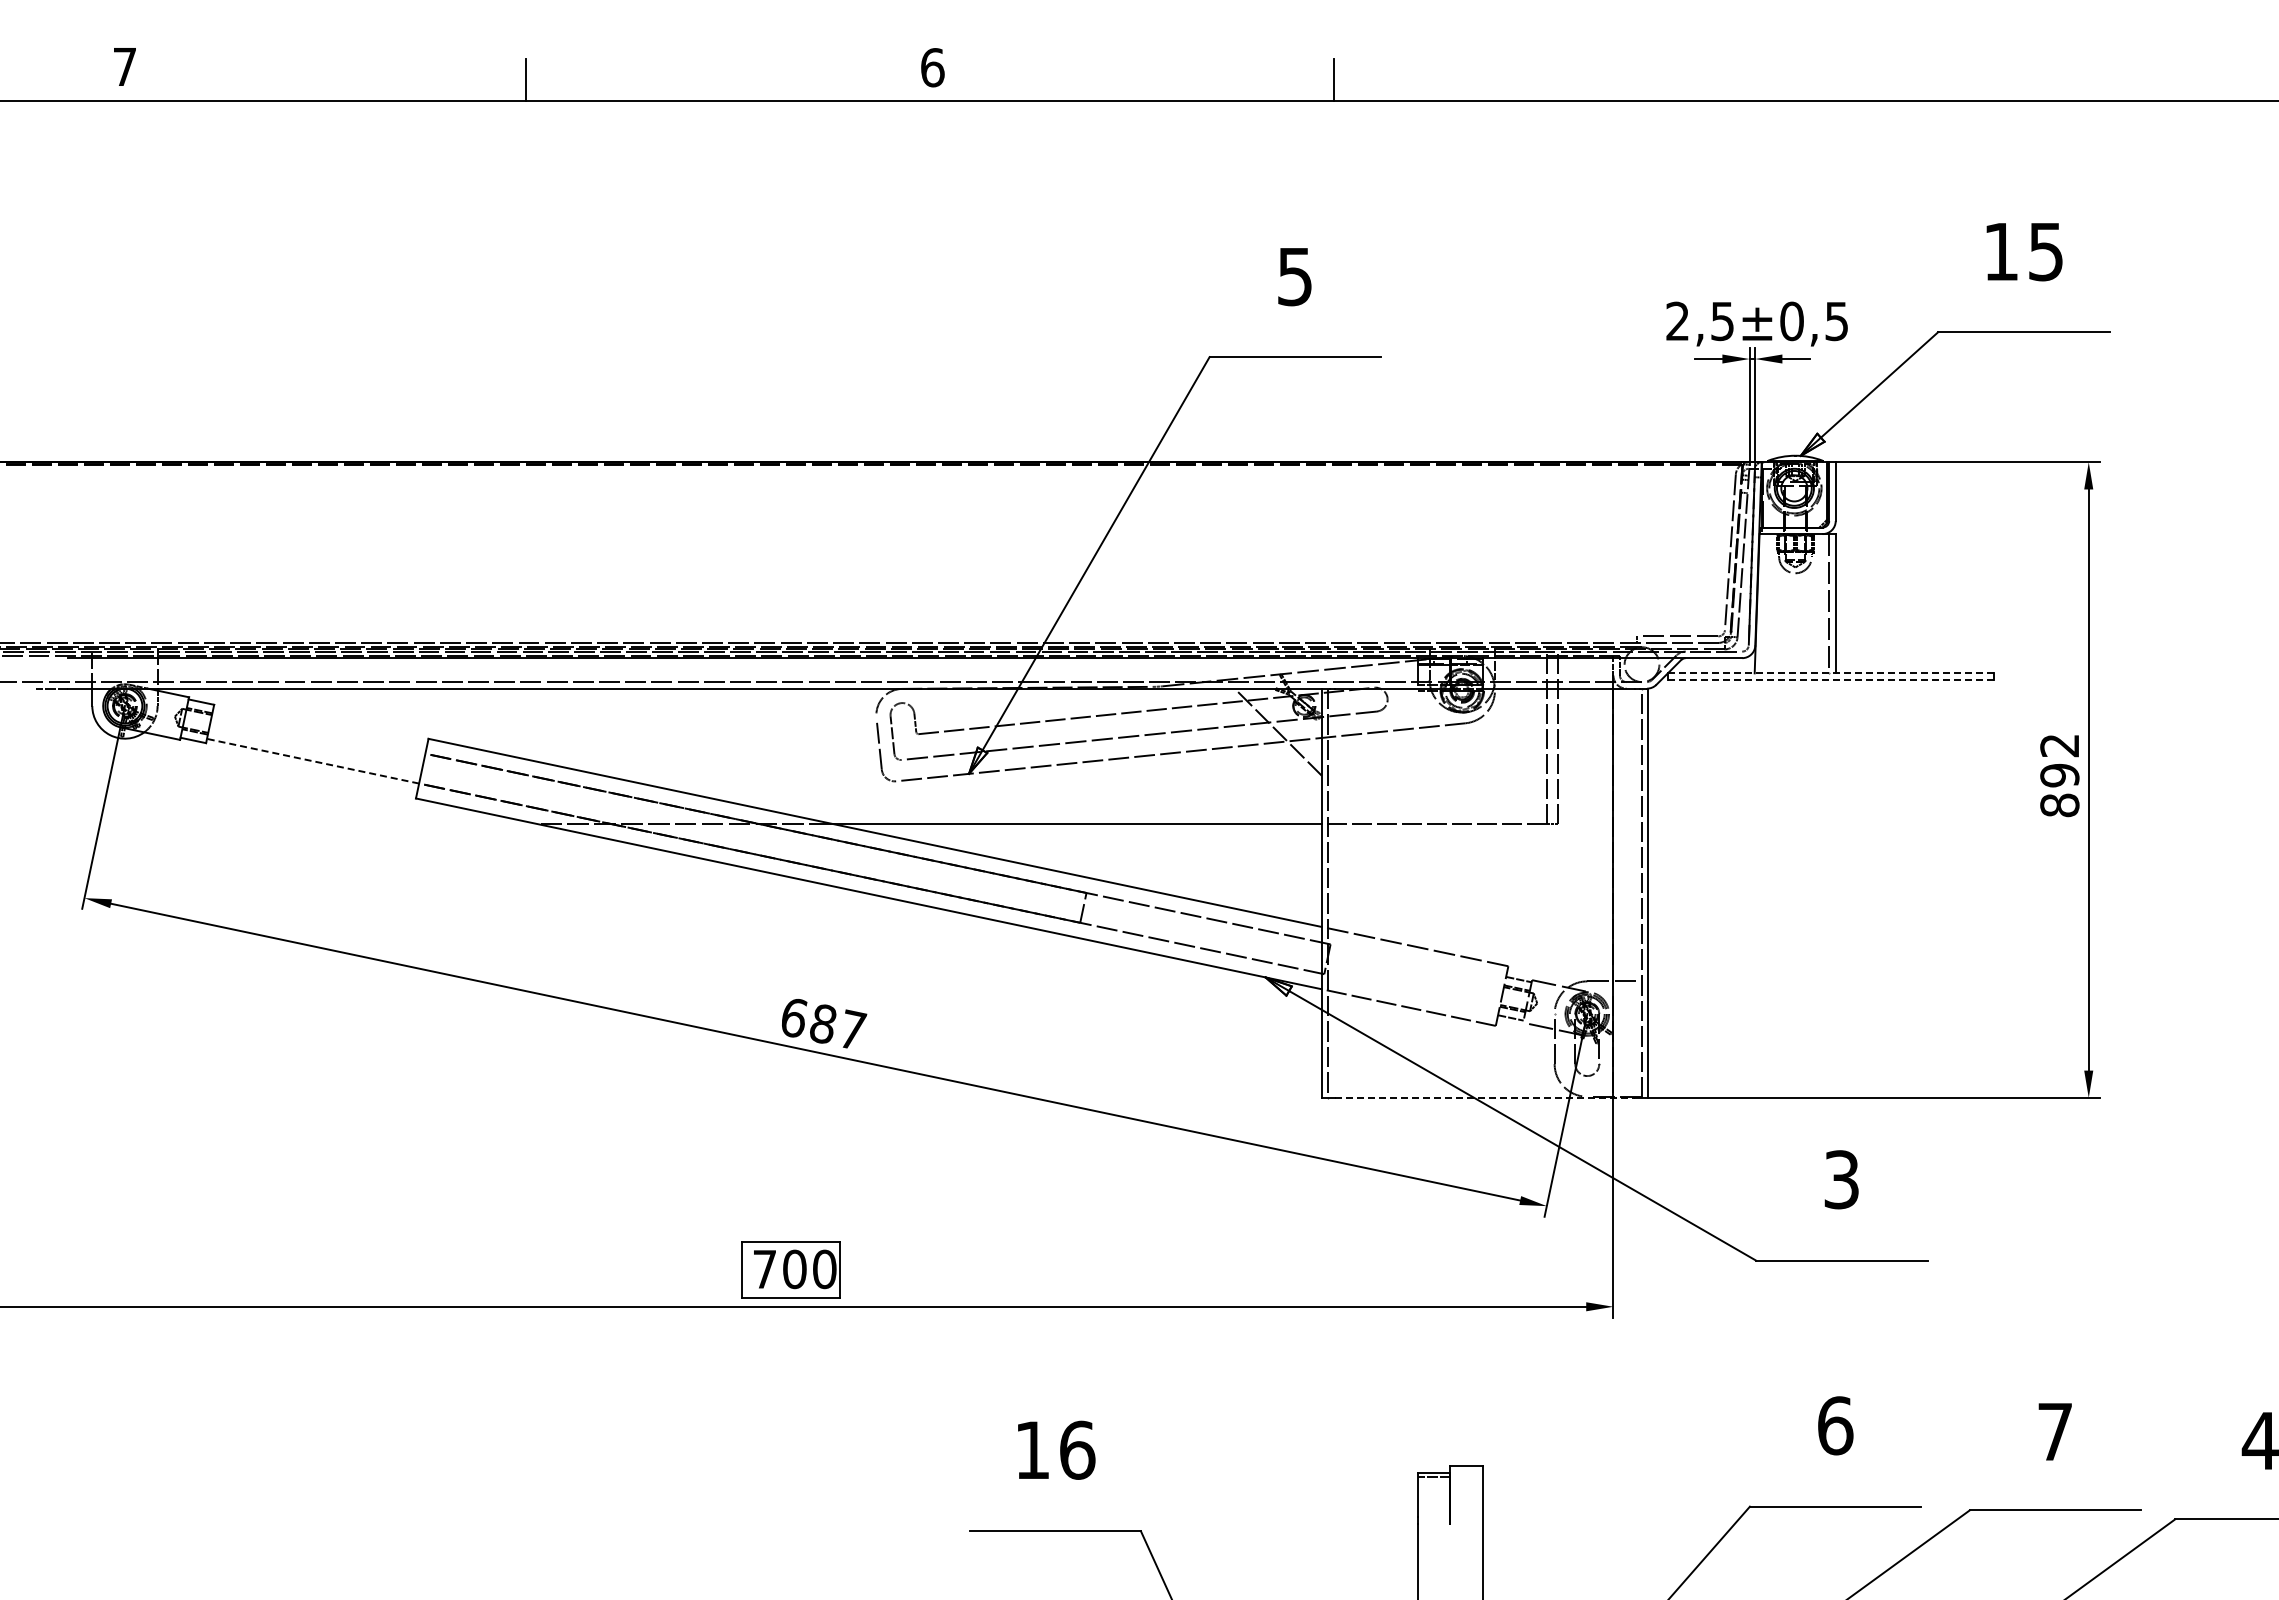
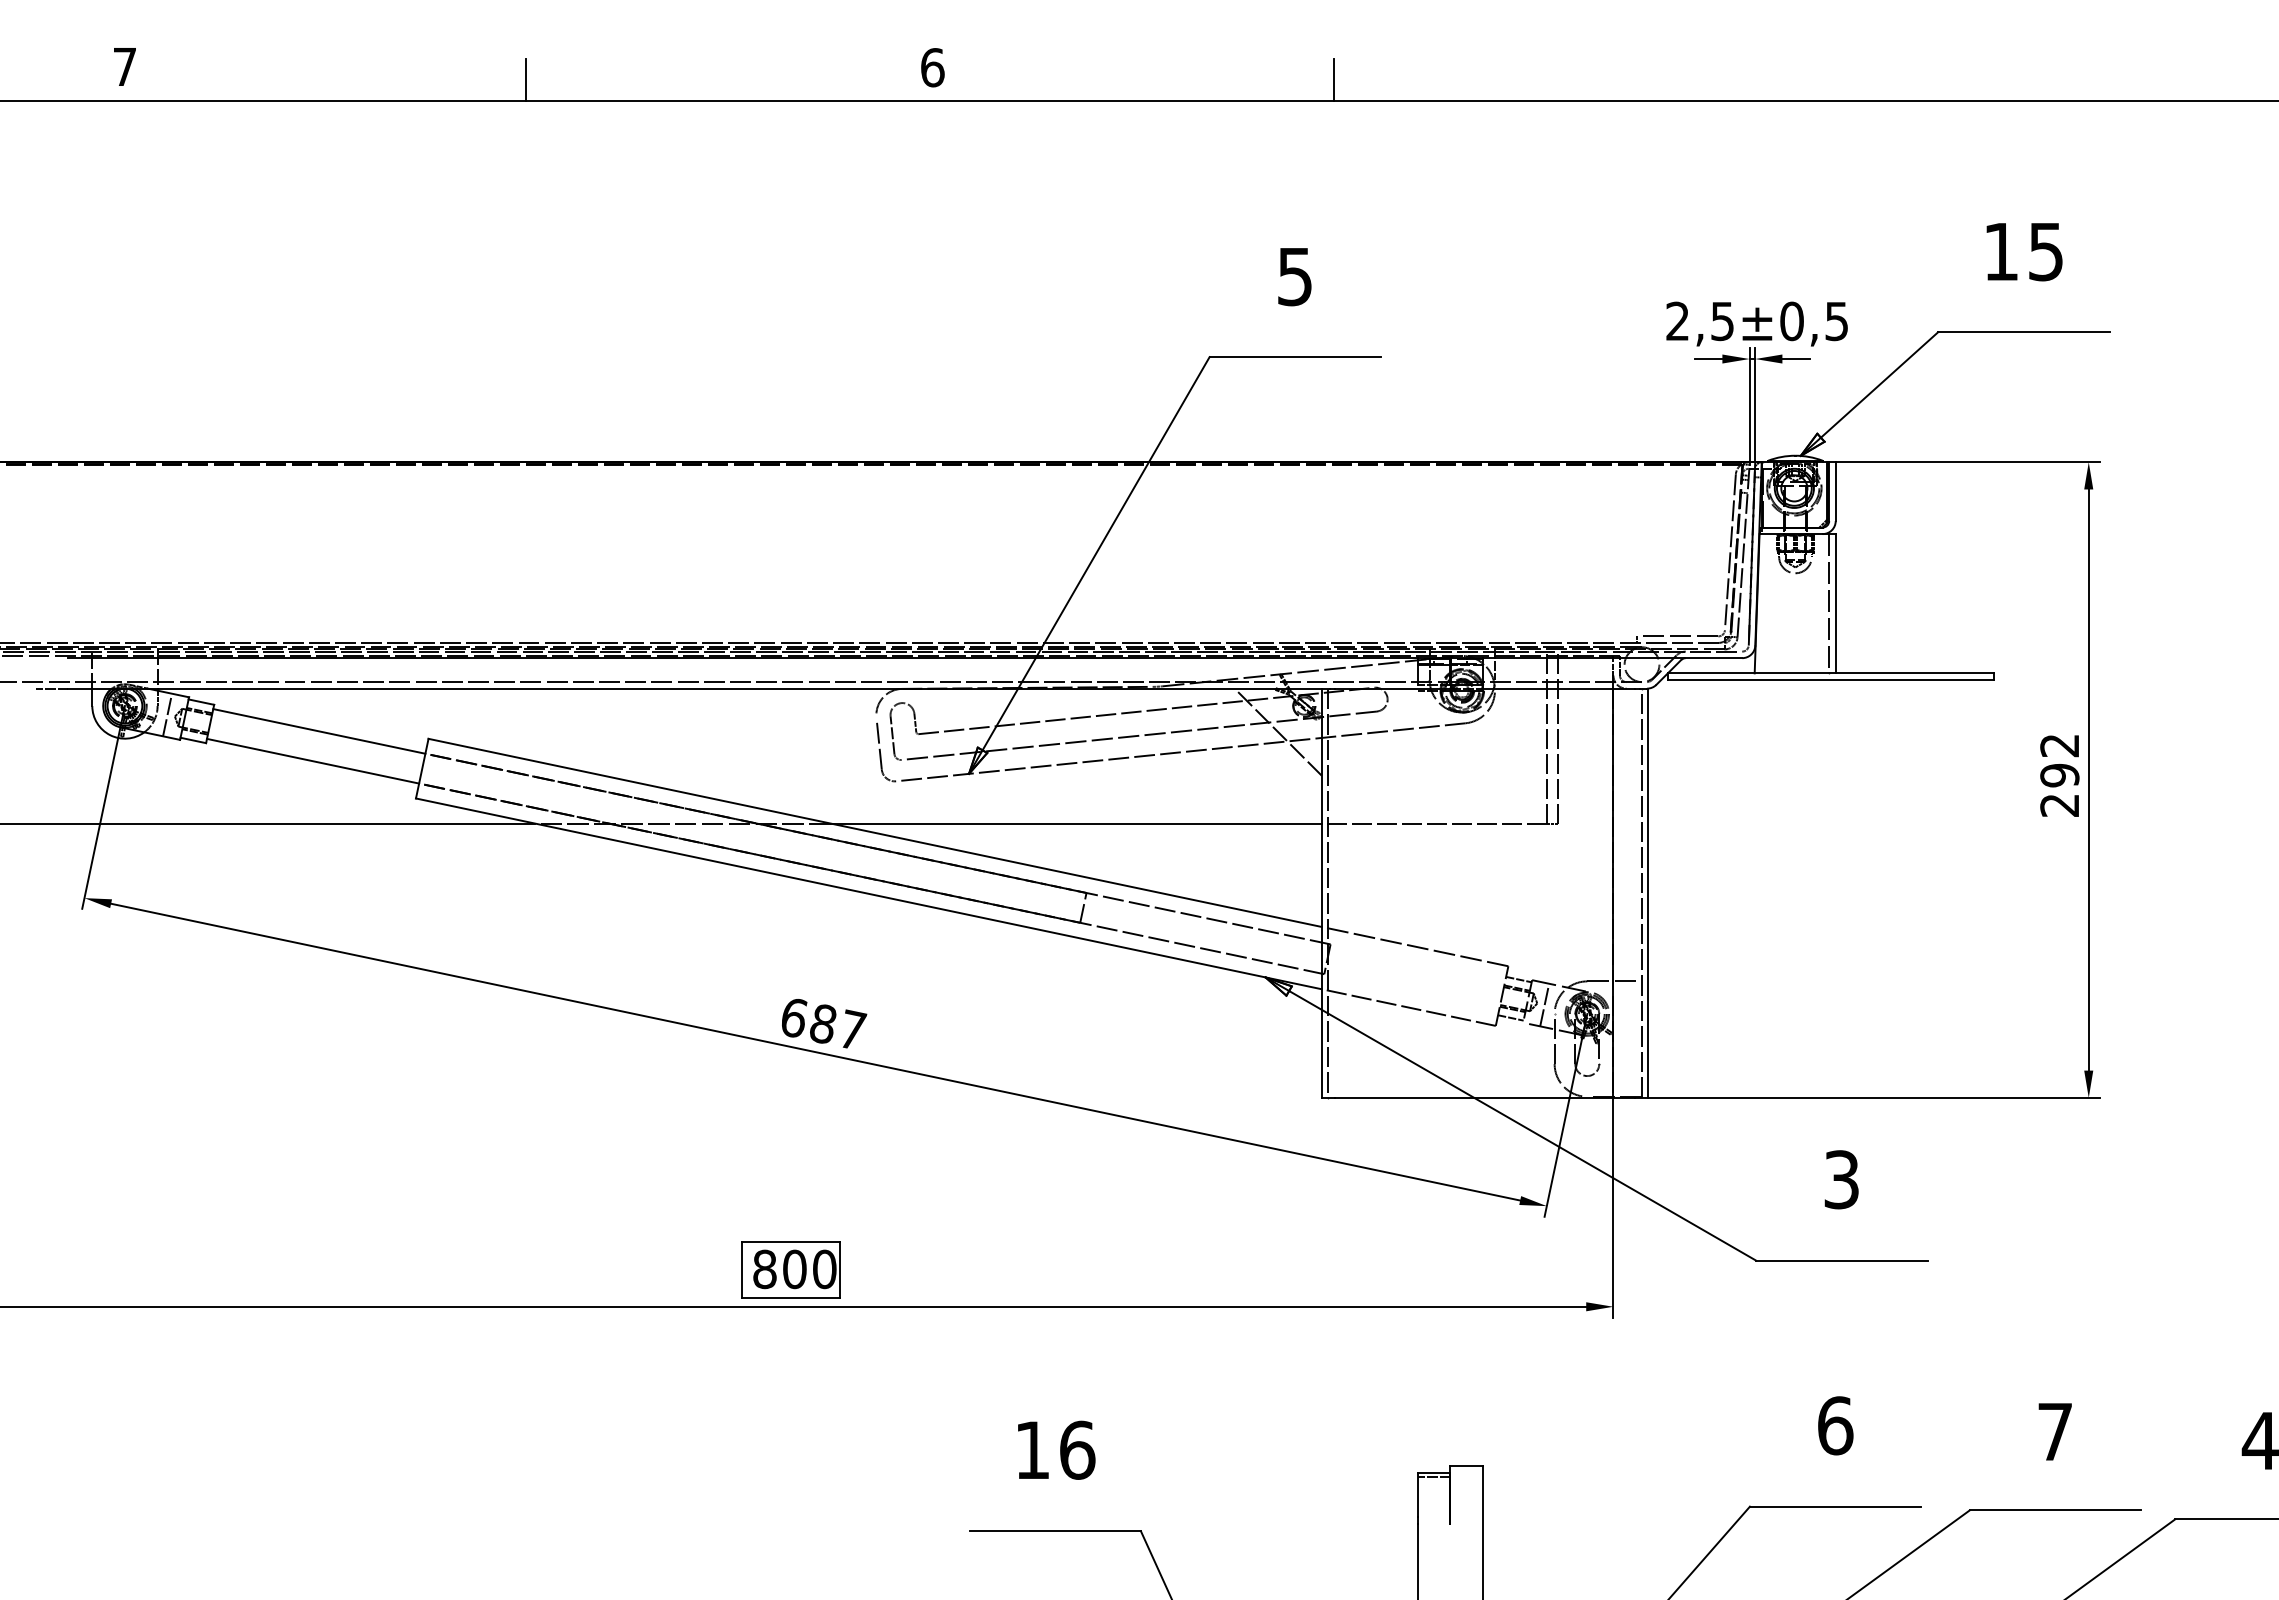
line: dashed -> solid (1831, 673)
line: dashed -> solid (1831, 679)
line: none -> present (167, 714)
line: none -> present (319, 731)
line: dashed -> solid (312, 761)
text: 892 -> 292 (2059, 805)
line: none -> present (268, 823)
line: none -> present (1544, 1004)
line: dashed -> solid (1485, 1097)
text: 700 -> 800 (764, 1269)
